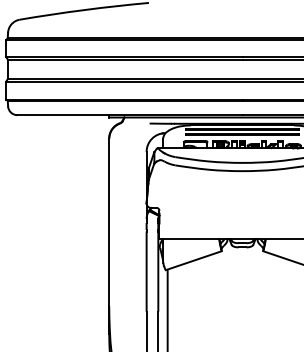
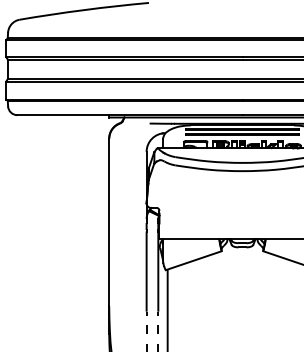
line: solid -> dashed (146, 331)
line: solid -> dashed (158, 331)
